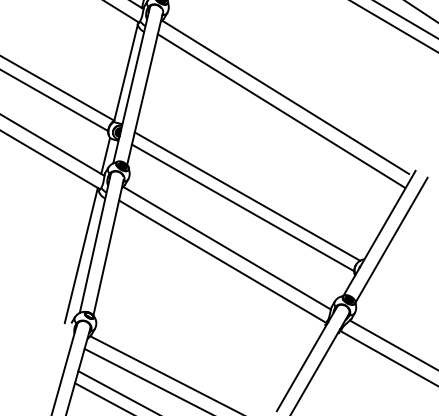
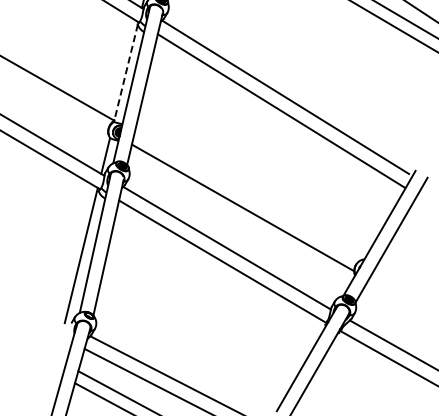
line: solid -> dashed (125, 73)
line: present -> none (55, 100)
line: present -> none (247, 196)
